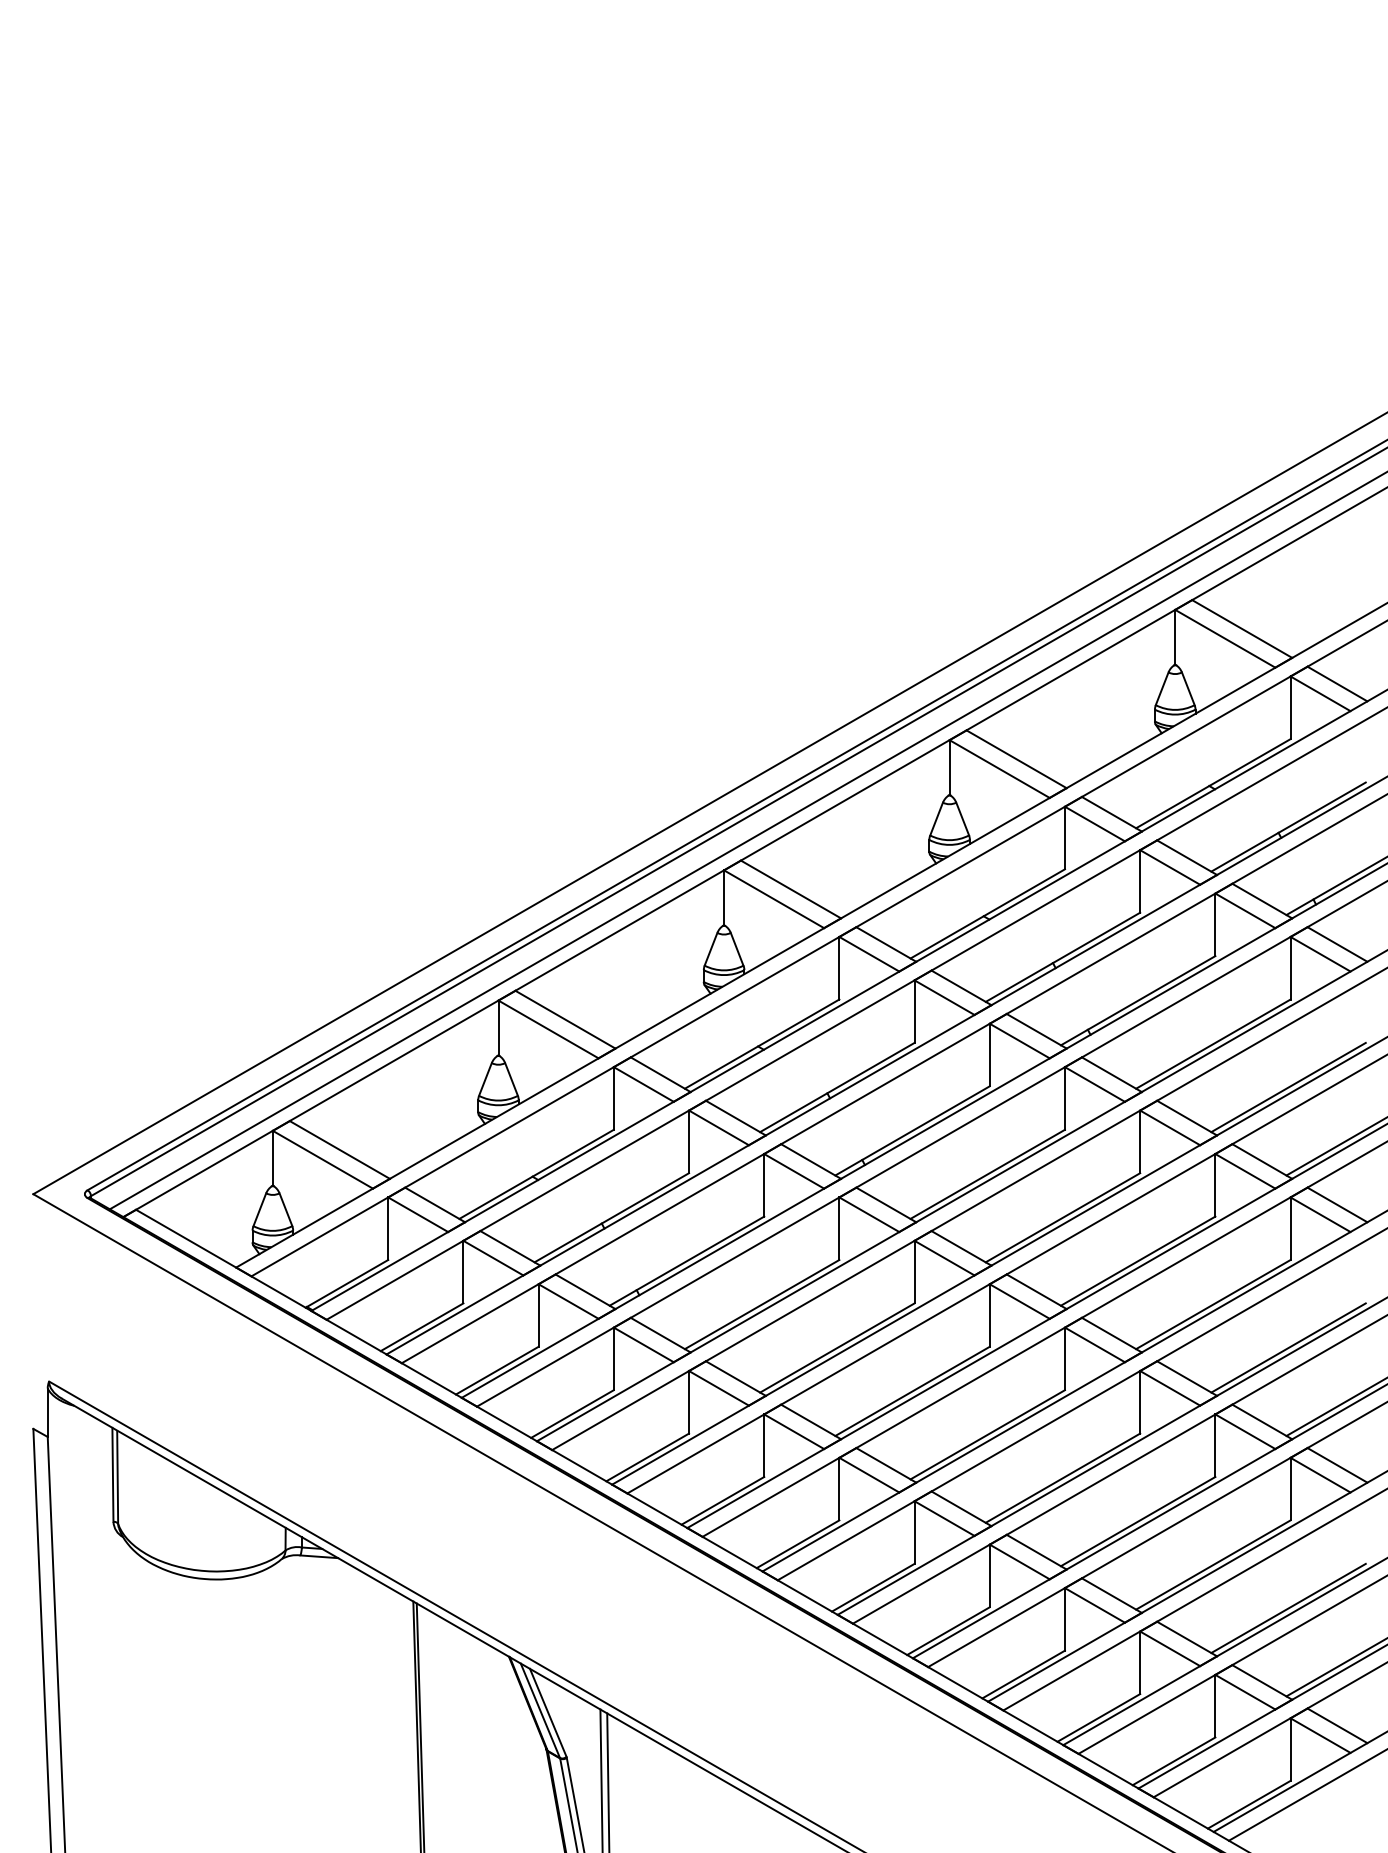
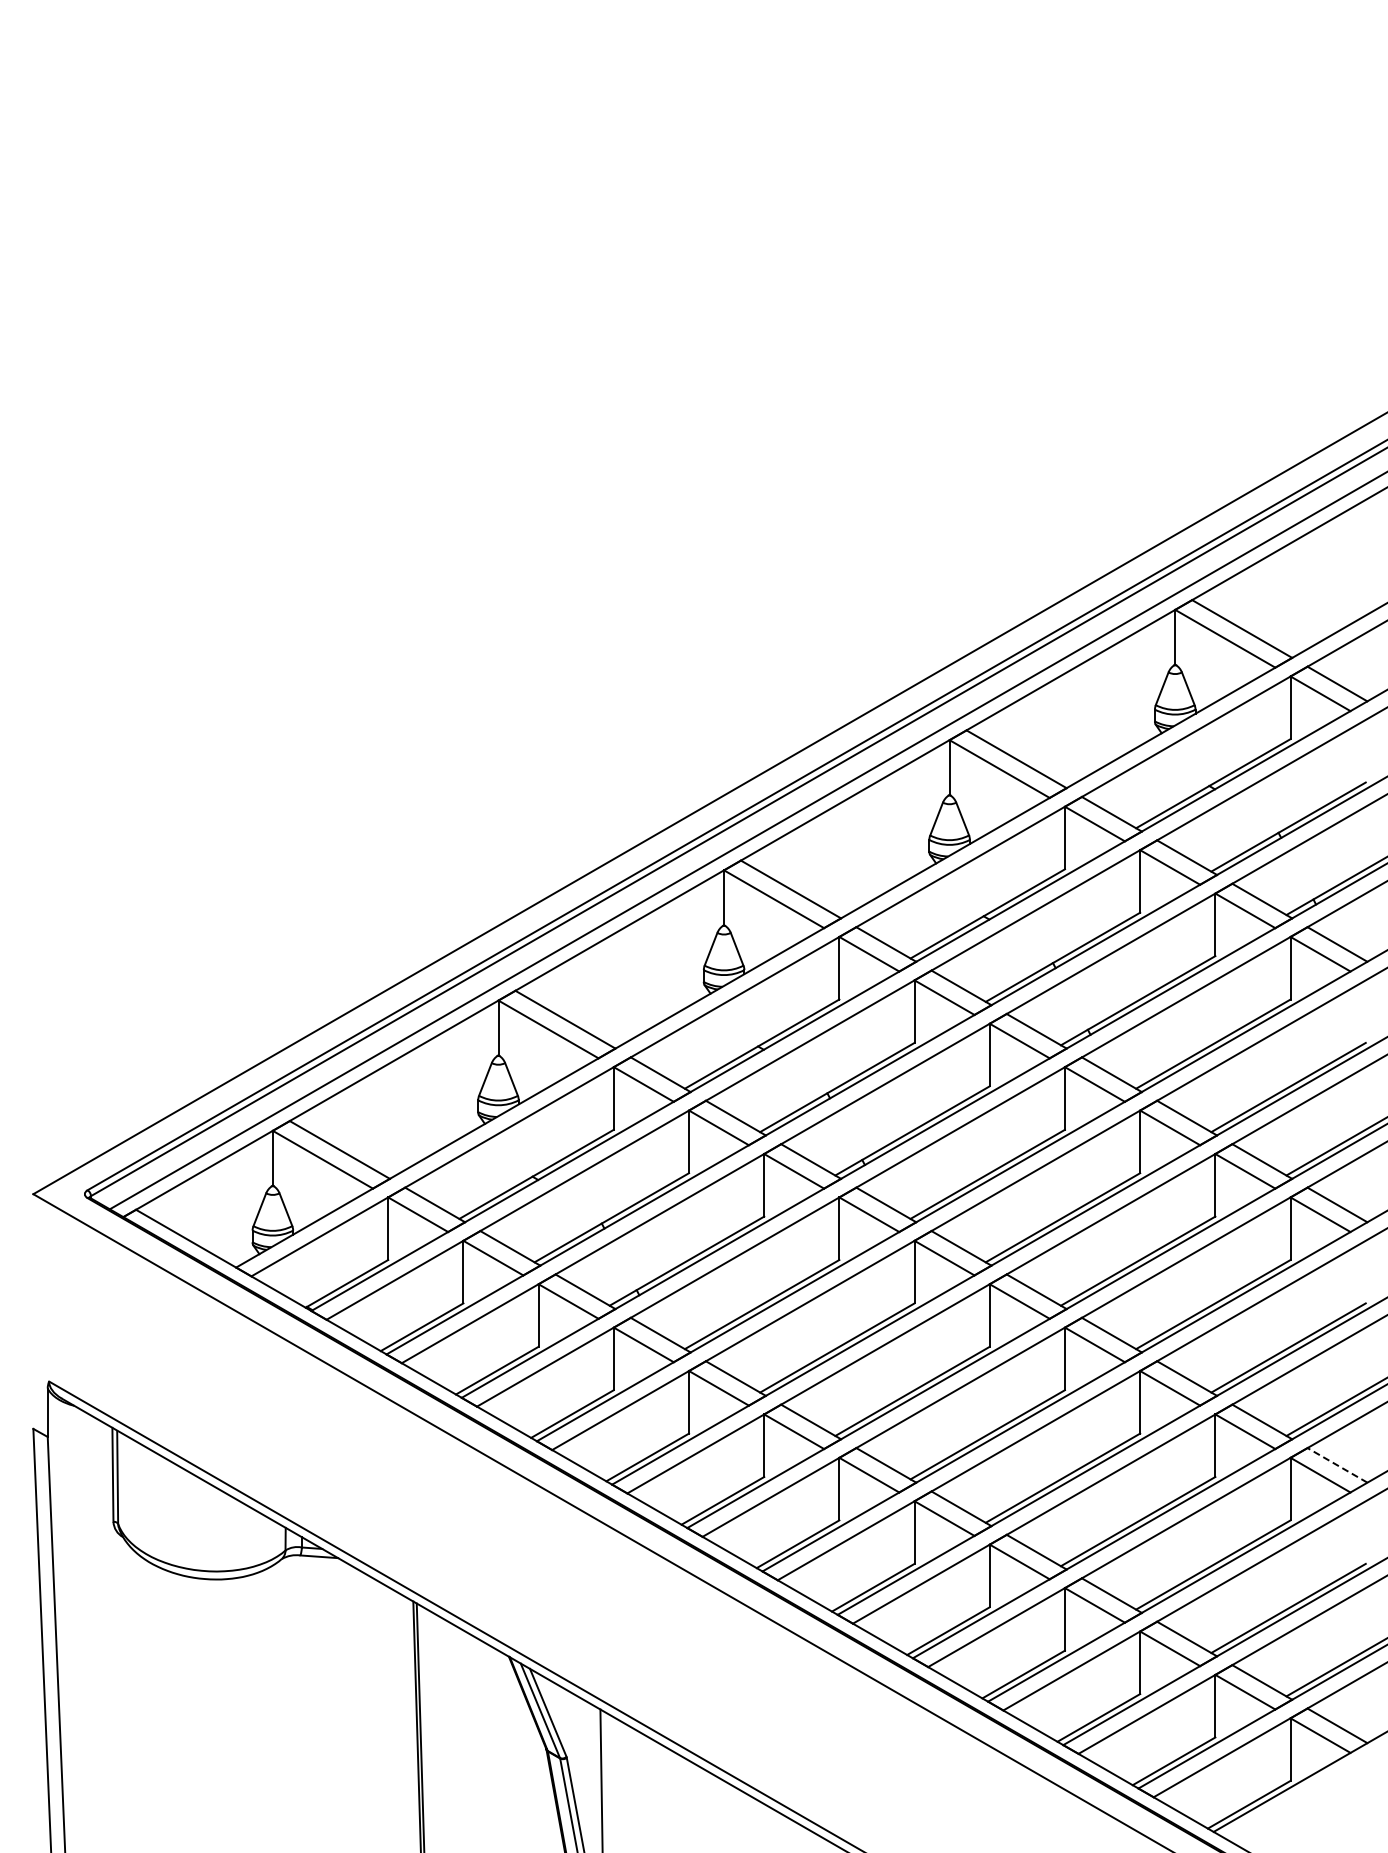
line: solid -> dashed (1337, 1465)
line: present -> none (608, 1781)
line: present -> none (1306, 1795)
